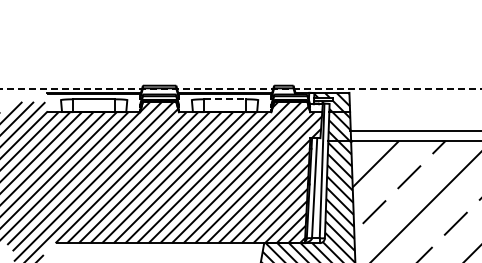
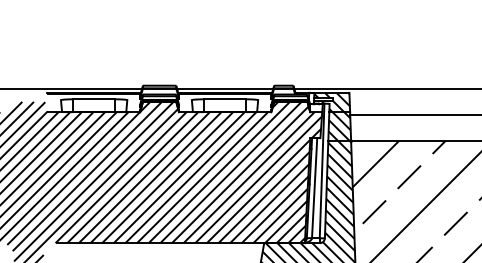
line: dashed -> solid (240, 88)
line: dashed -> solid (225, 99)
line position: (414, 130) -> (414, 114) (414, 114)
